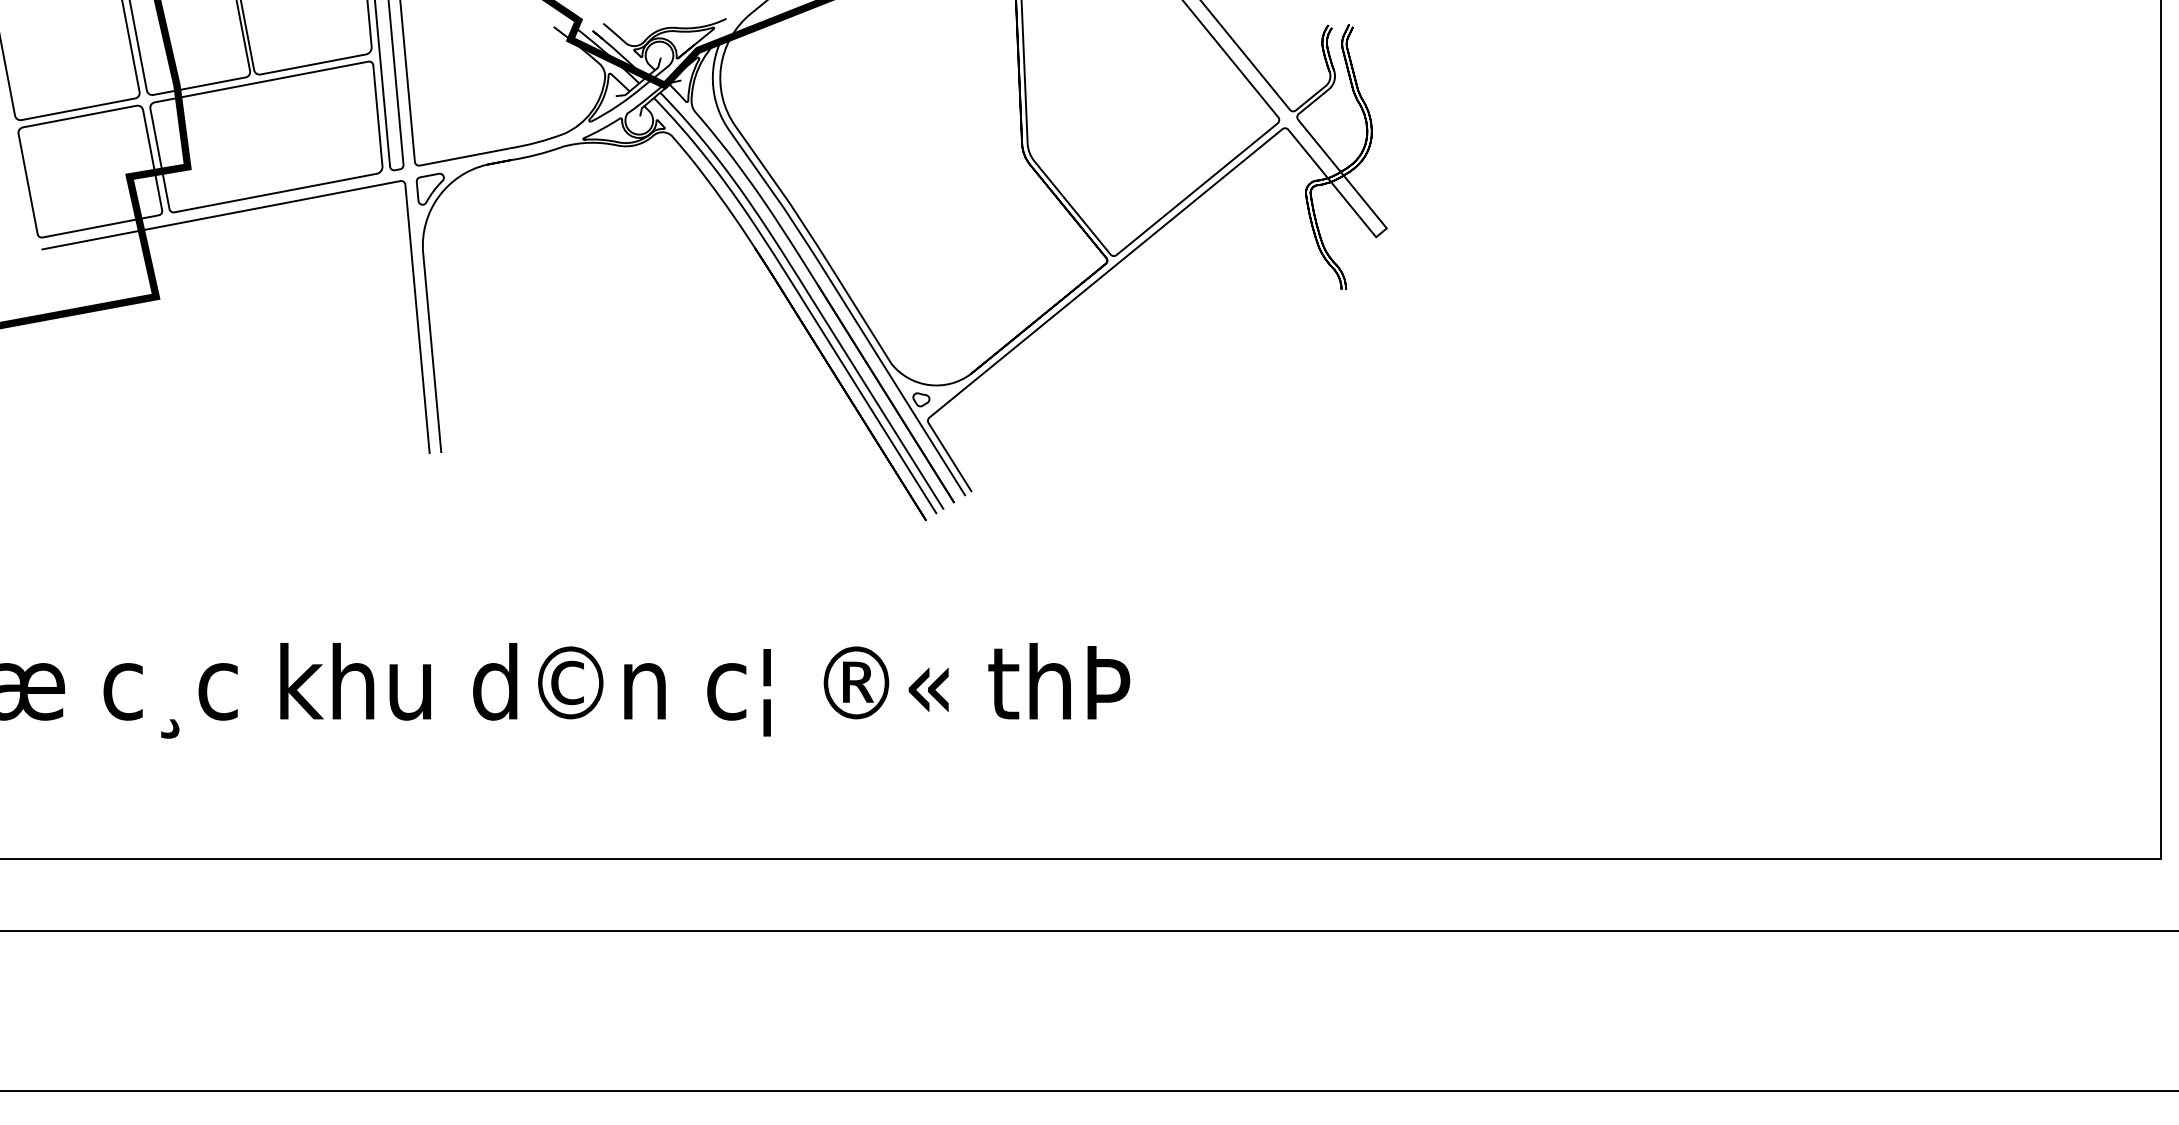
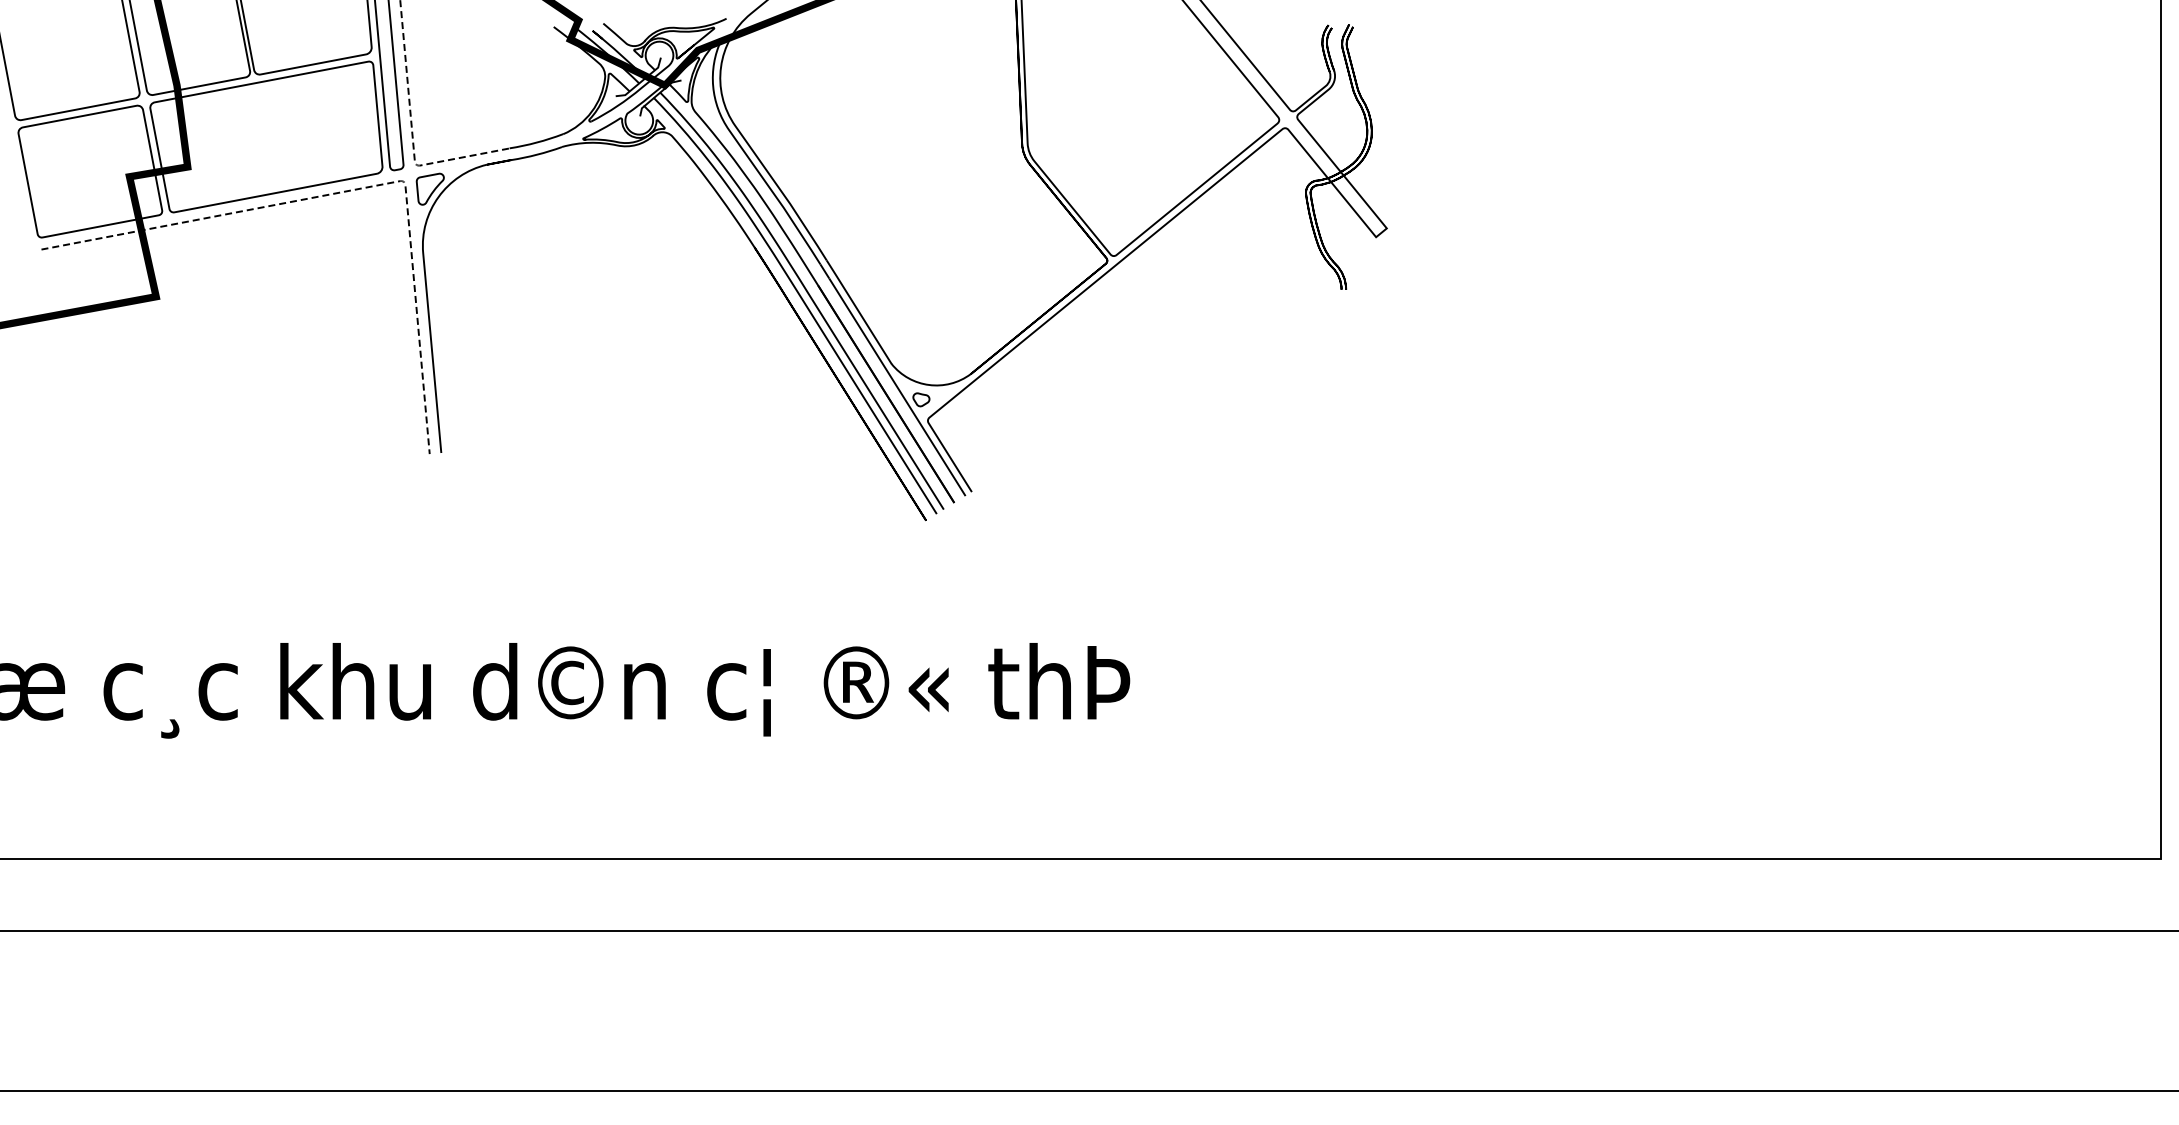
line: solid -> dashed (412, 136)
line: solid -> dashed (362, 188)
